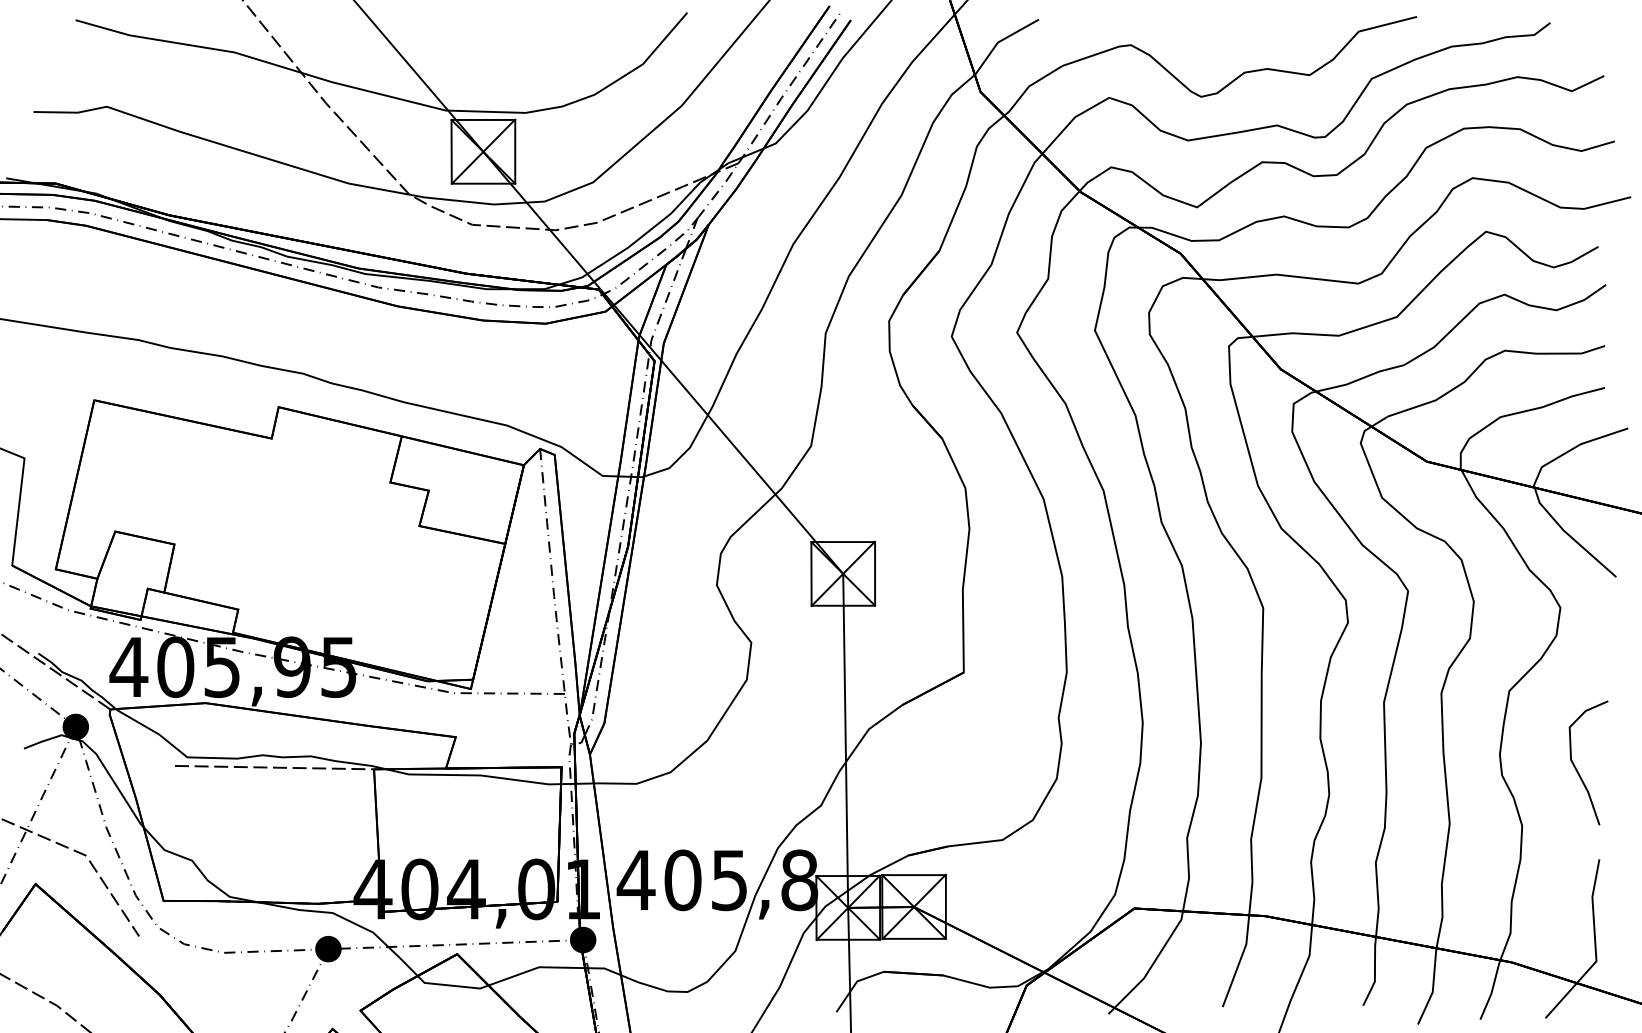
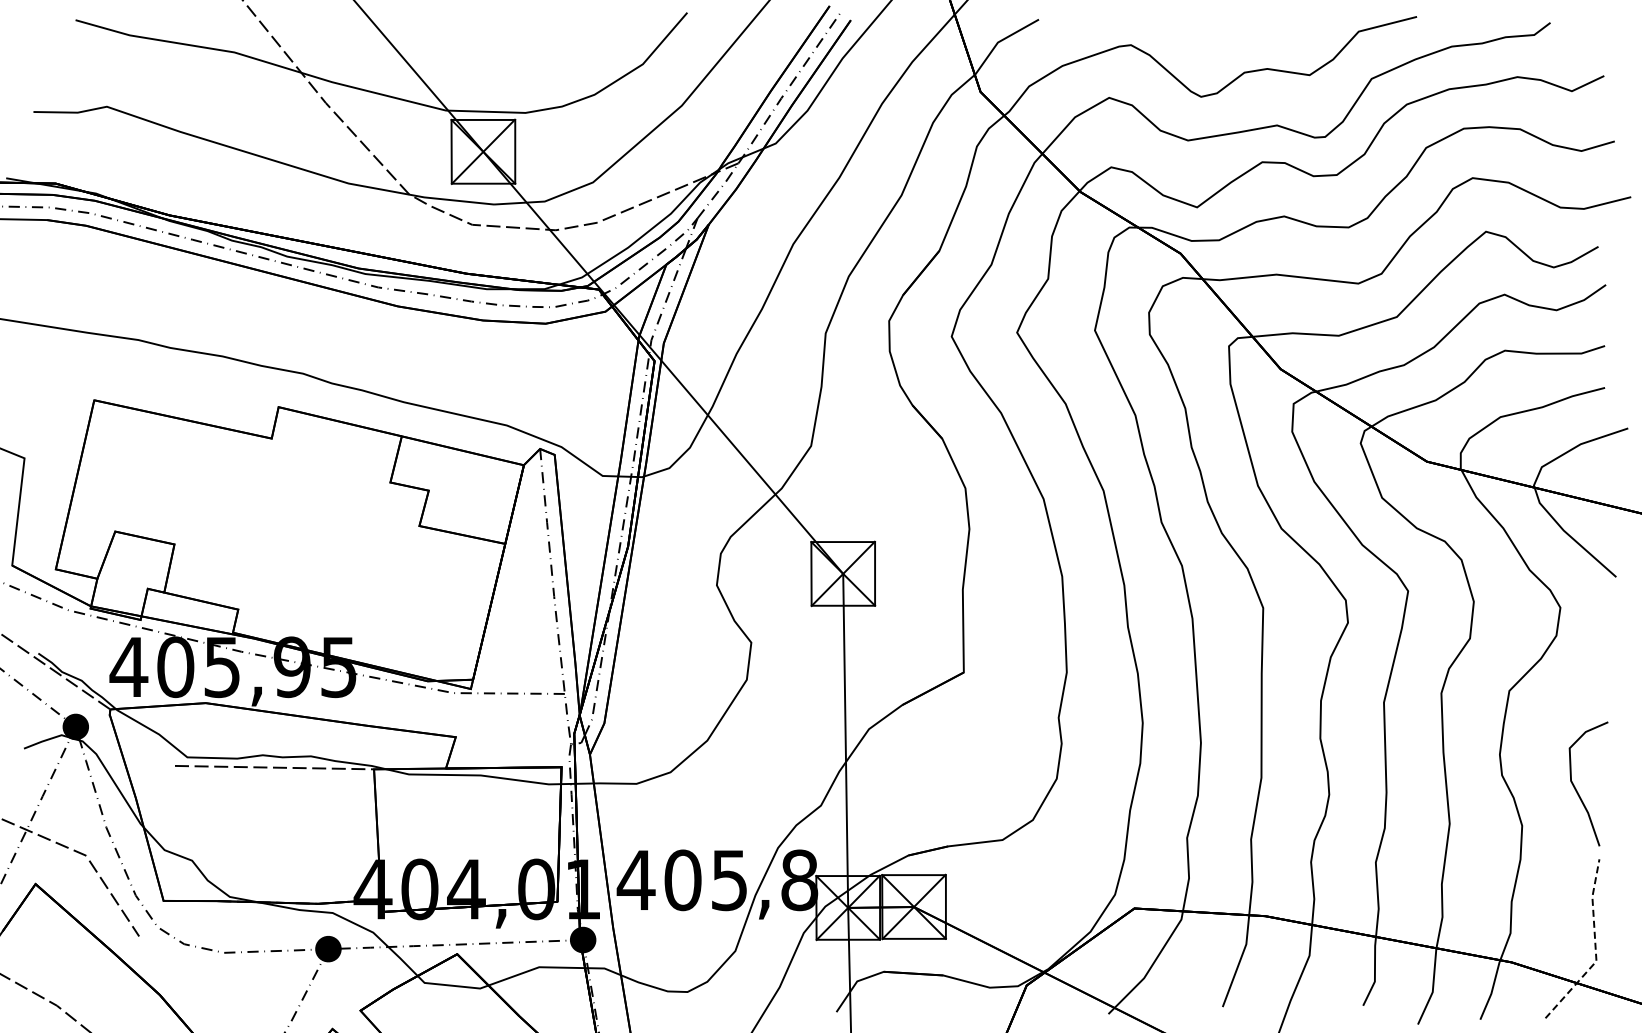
curve position: (1576, 767) -> (1576, 788) (1576, 788)
line: solid -> dashed (1595, 947)
